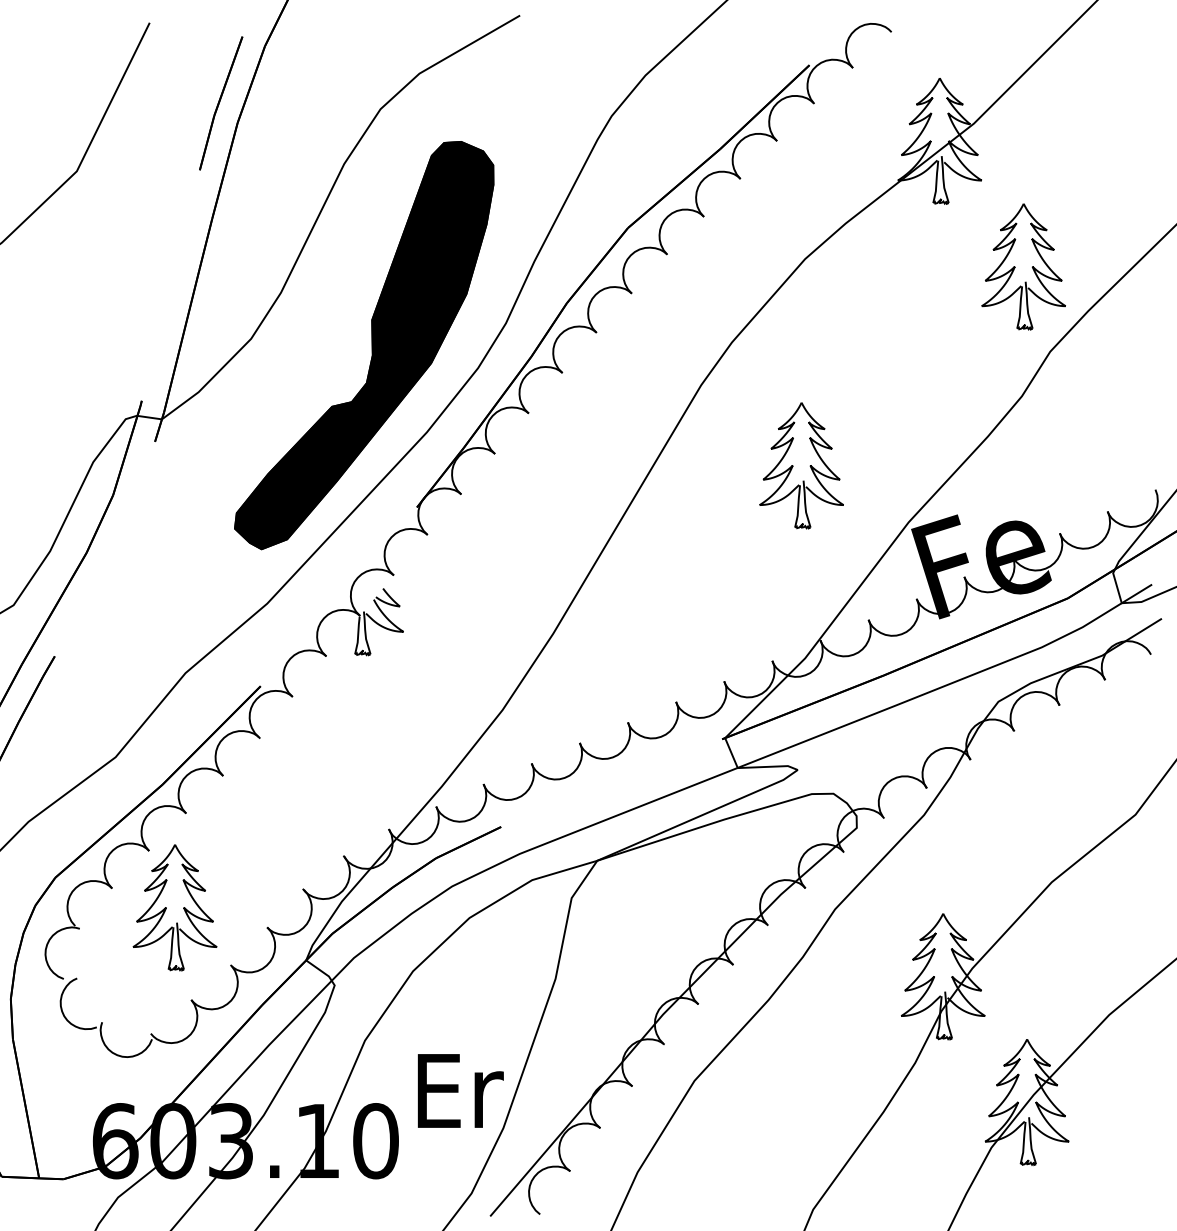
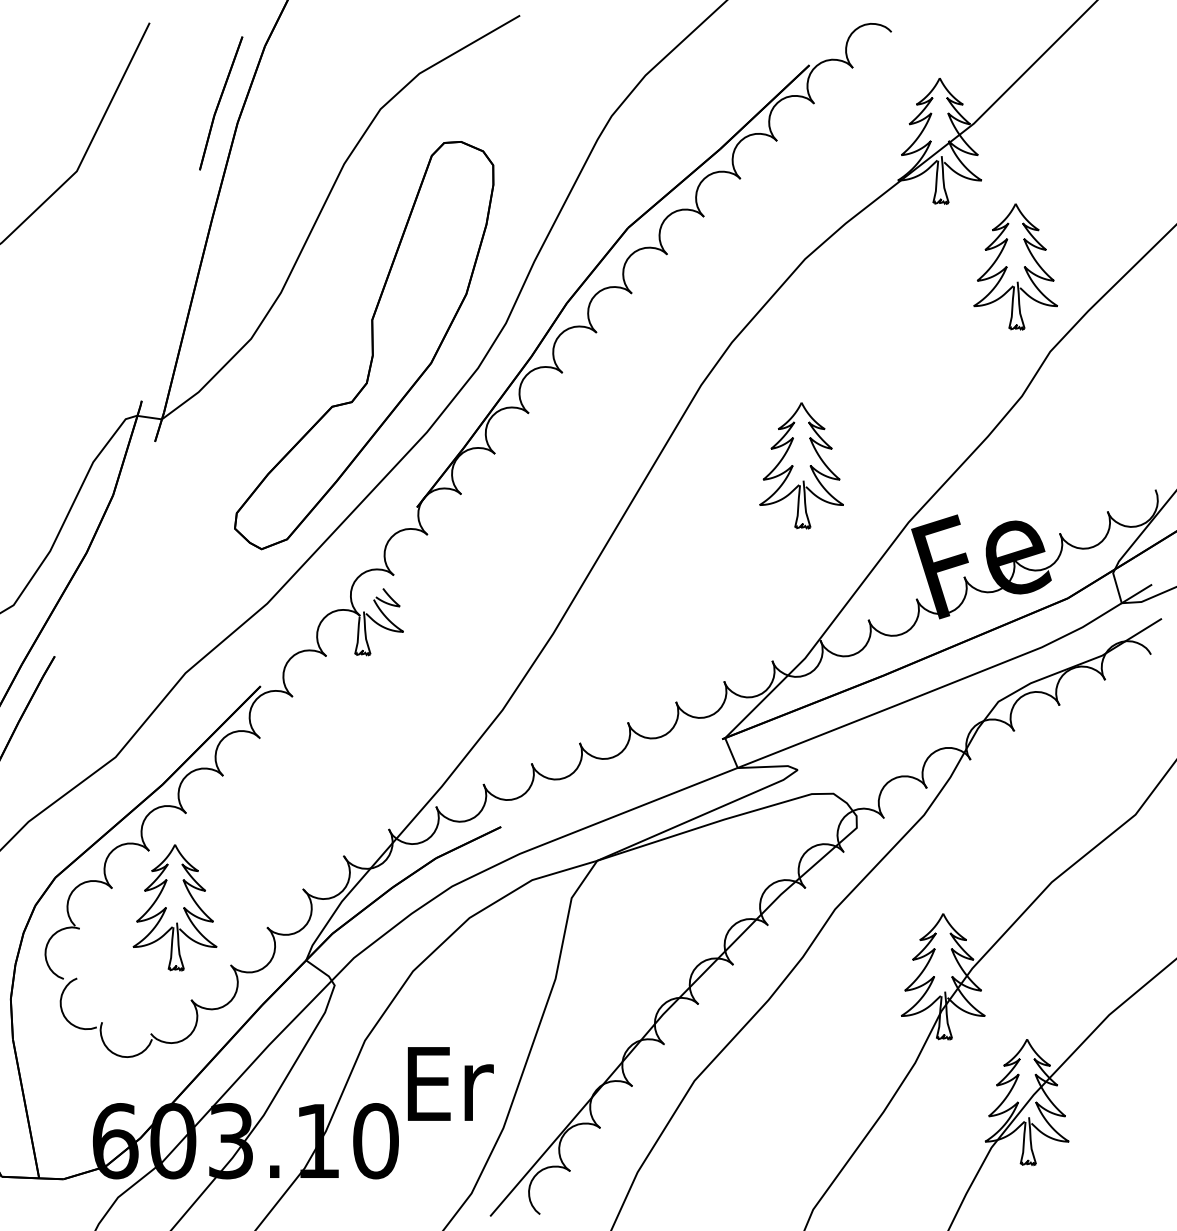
part position: (1023, 266) -> (1015, 266) (1015, 266)
fill: present -> none (363, 345)
text position: (460, 1090) -> (450, 1083) (450, 1083)
